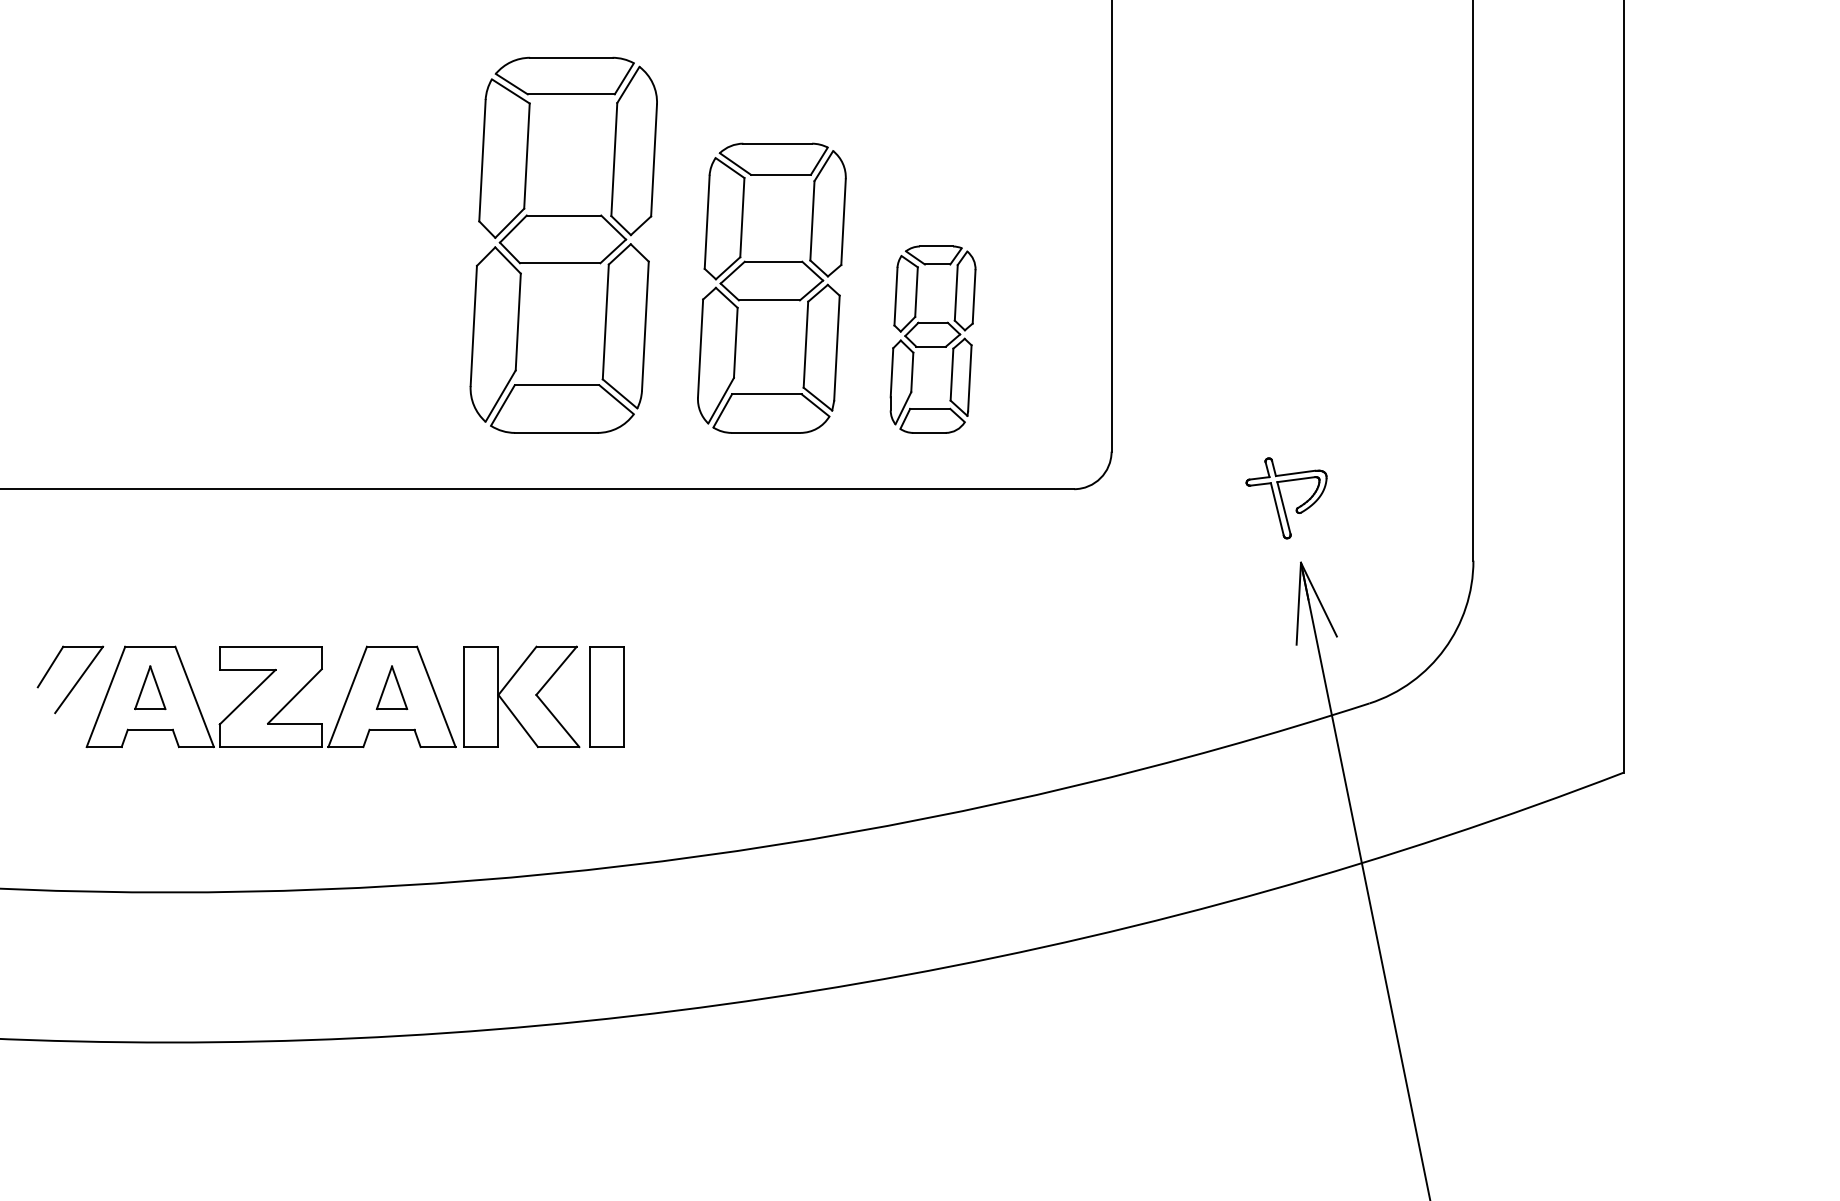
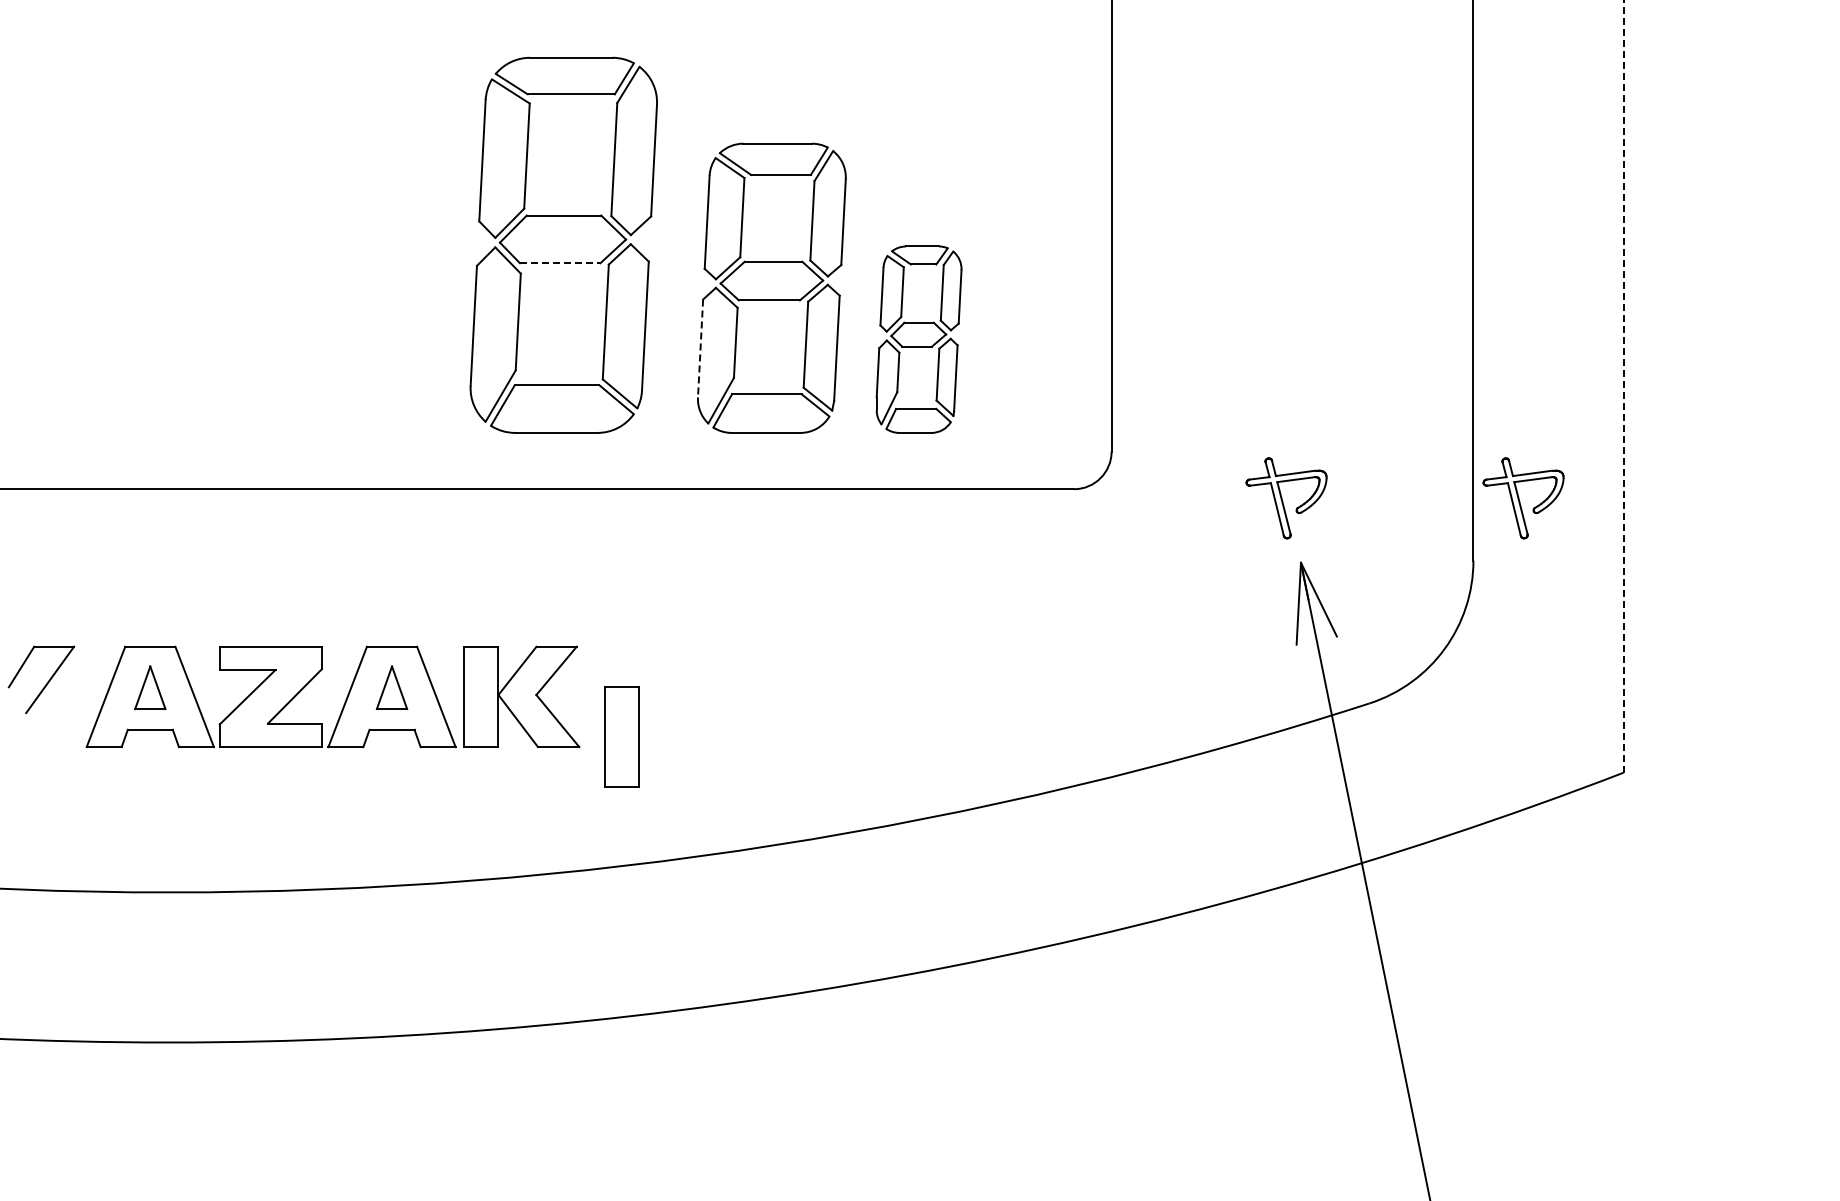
line: solid -> dashed (560, 263)
part position: (932, 339) -> (918, 339) (918, 339)
line: solid -> dashed (700, 348)
line: solid -> dashed (1623, 386)
part: none -> present (1523, 498)
part position: (76, 681) -> (47, 681) (47, 681)
part position: (606, 696) -> (621, 736) (621, 736)
